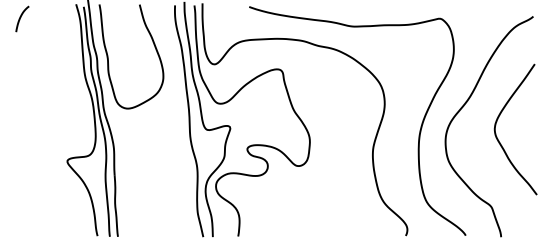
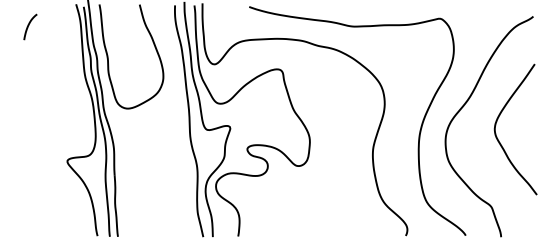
curve position: (21, 17) -> (29, 25) (29, 25)
